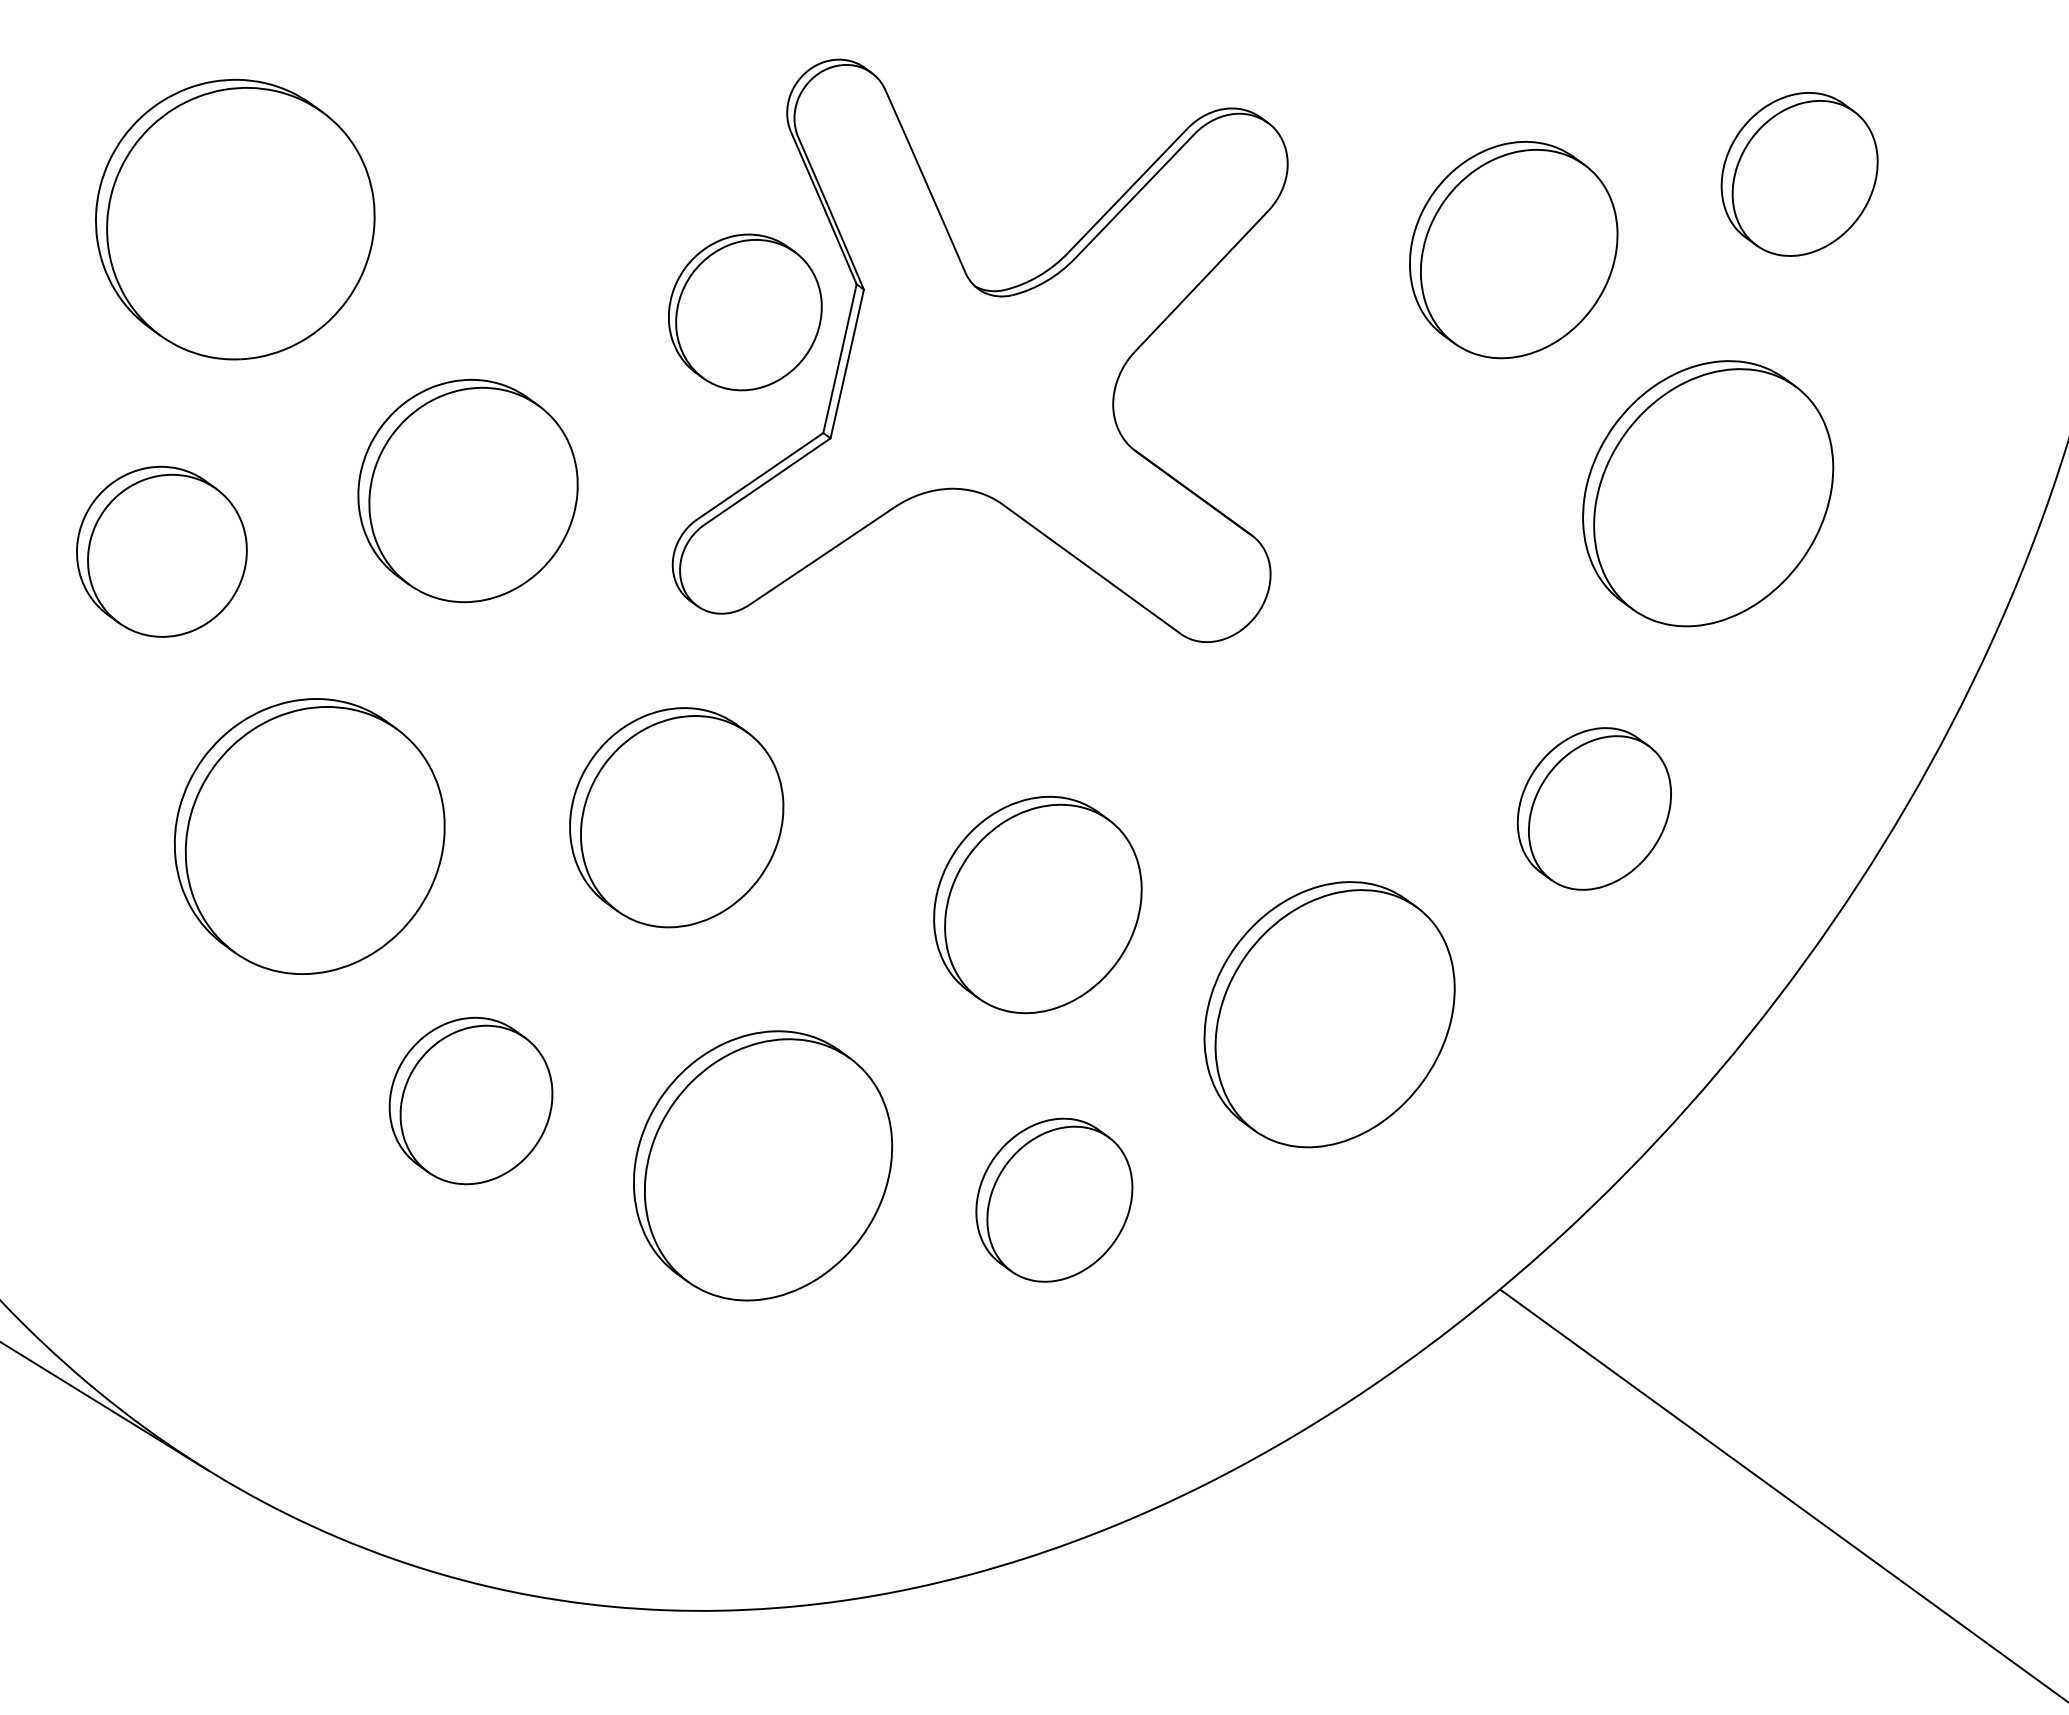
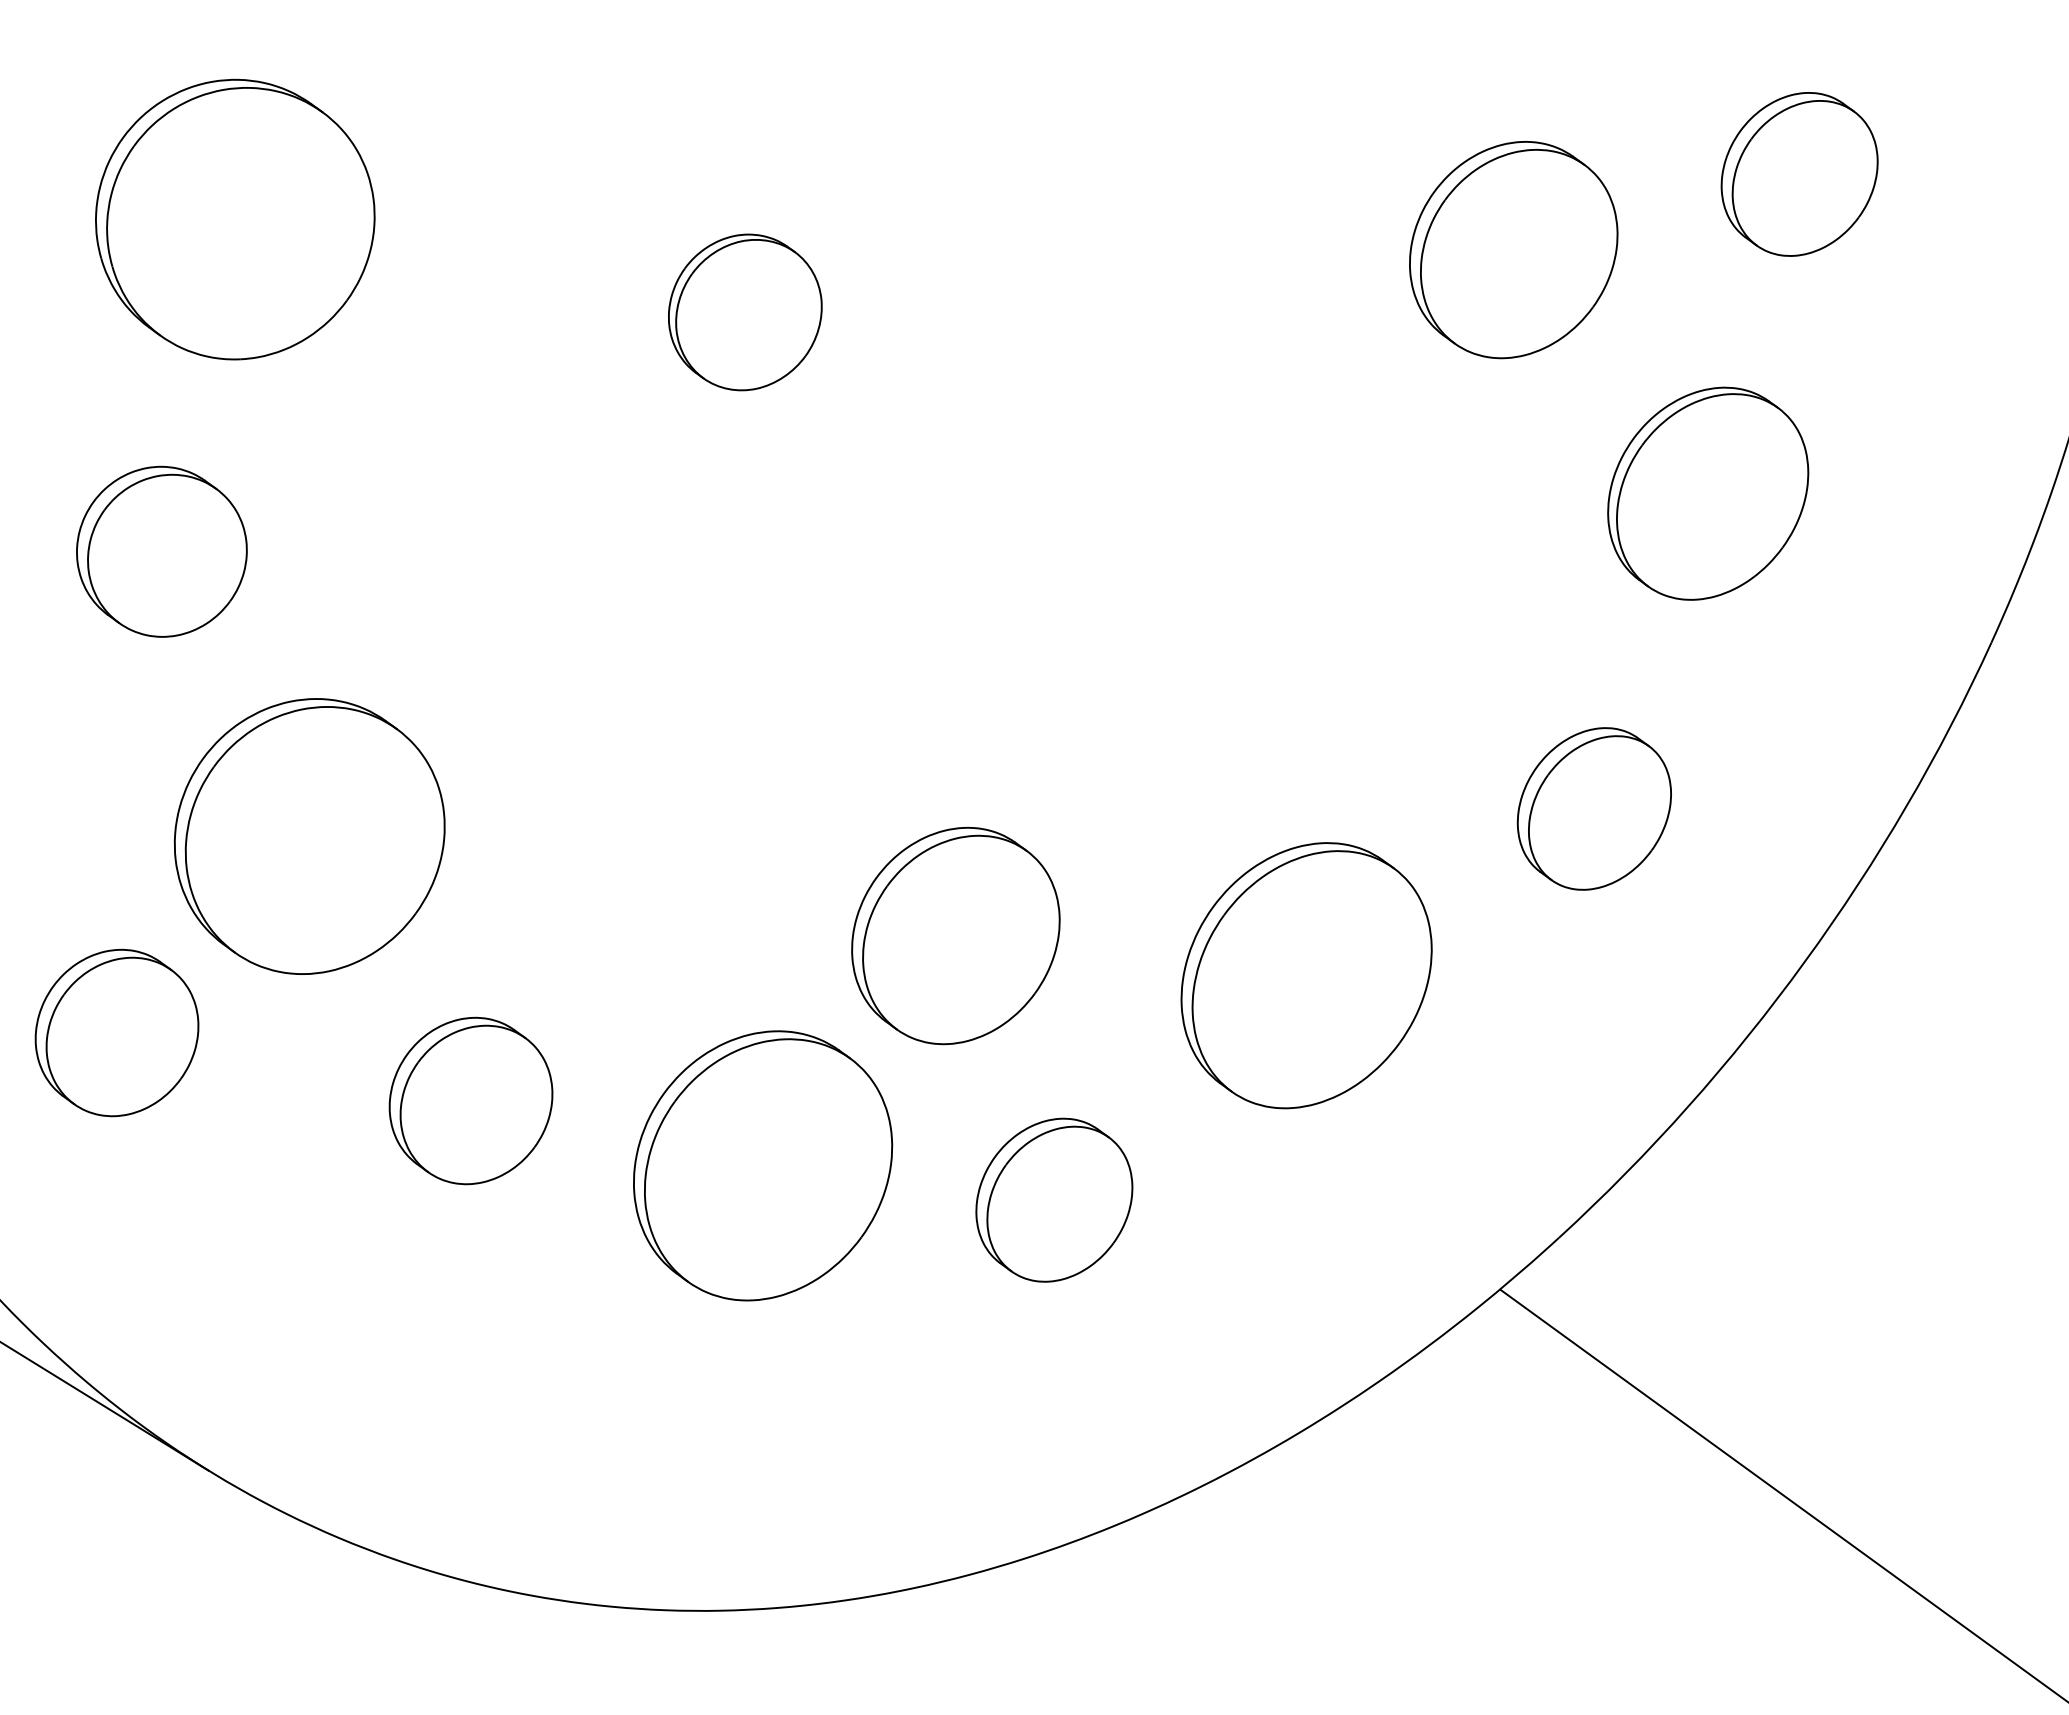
part: present -> none (979, 350)
part: present -> none (467, 490)
part size: 253x268 px -> 203x215 px (1708, 493)
part: present -> none (676, 817)
part position: (1037, 904) -> (955, 935) (955, 935)
part position: (1329, 1014) -> (1306, 975) (1306, 975)
part: none -> present (116, 1032)
